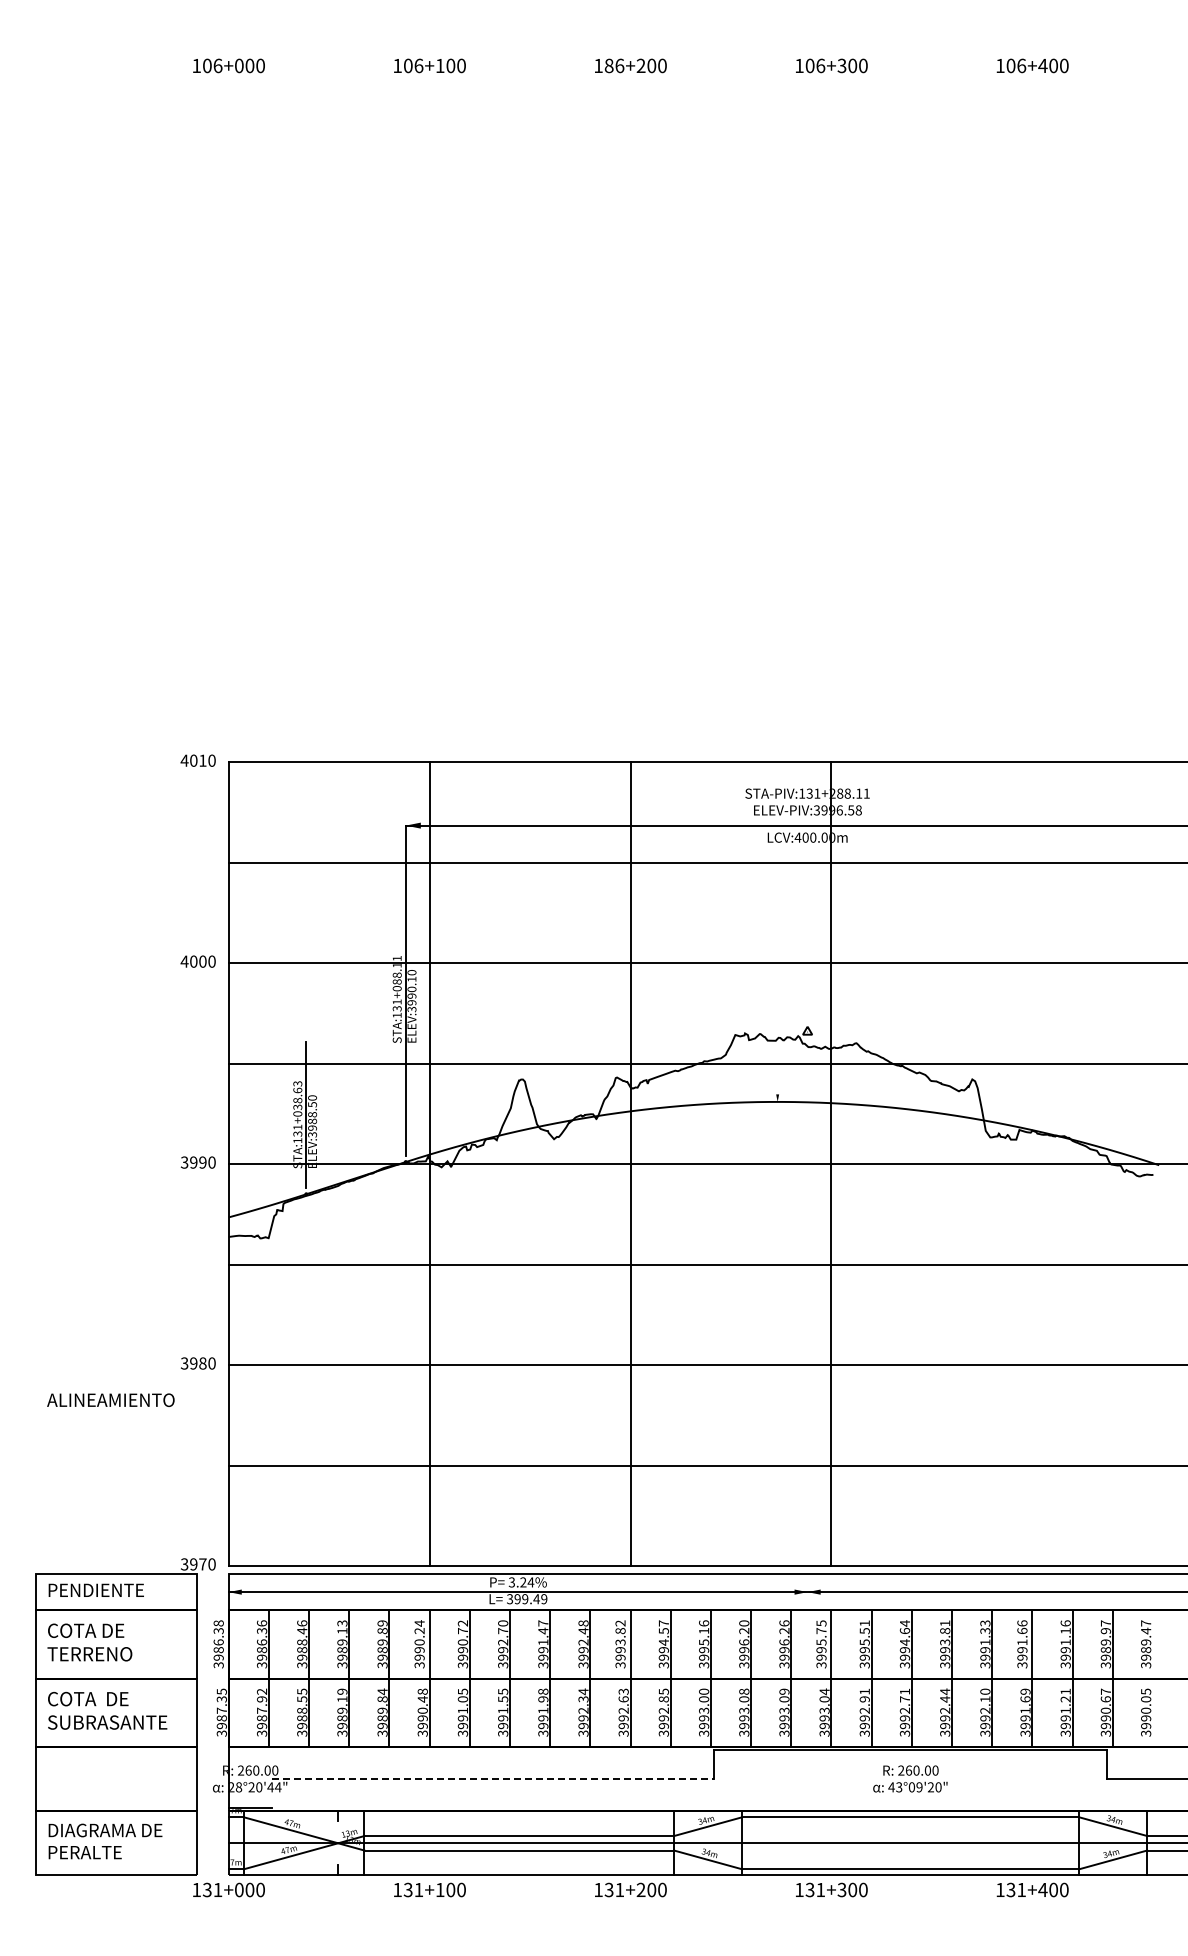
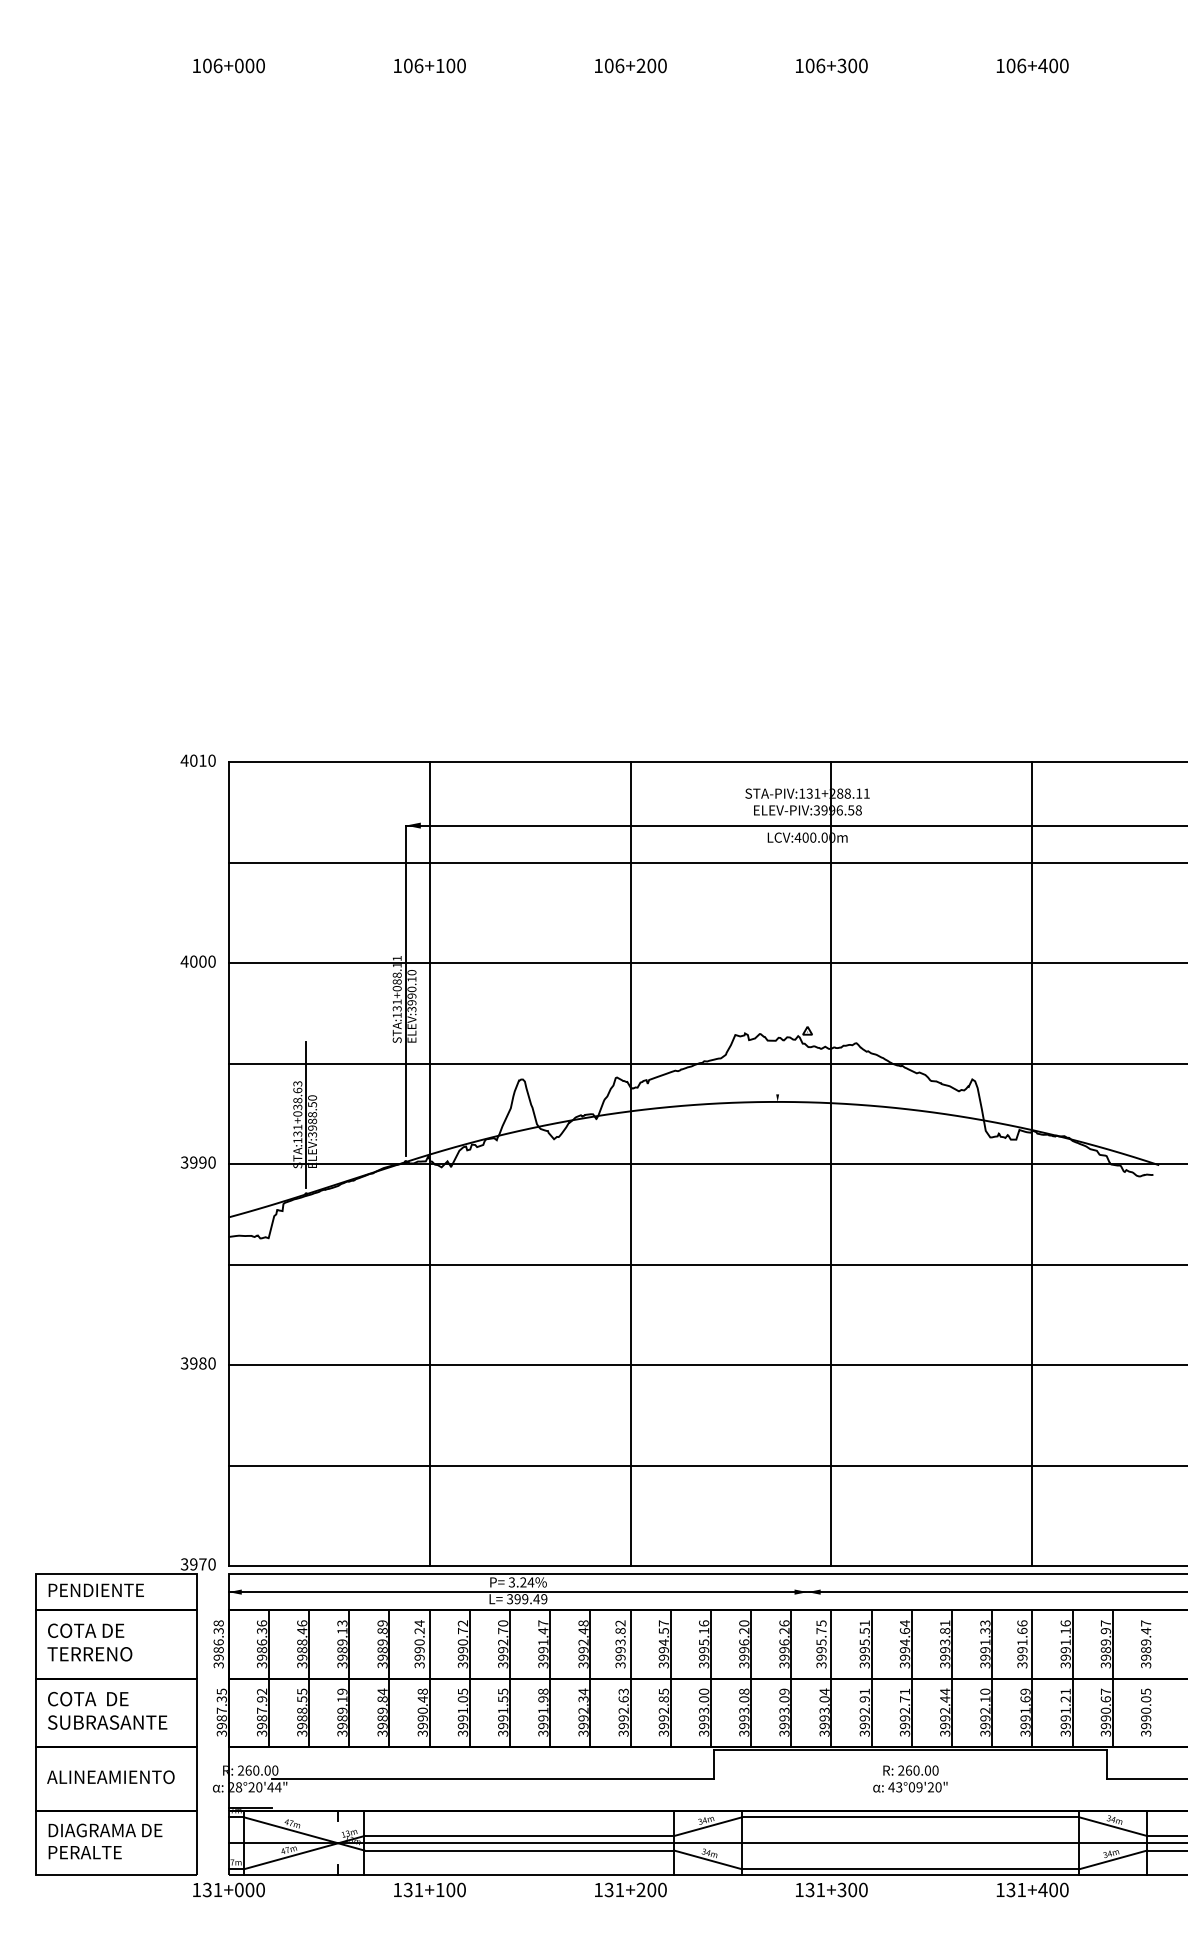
text: 186+200 -> 106+200 (608, 65)
line: none -> present (1032, 1164)
text position: (110, 1399) -> (110, 1776) (110, 1776)
line: dashed -> solid (493, 1778)
